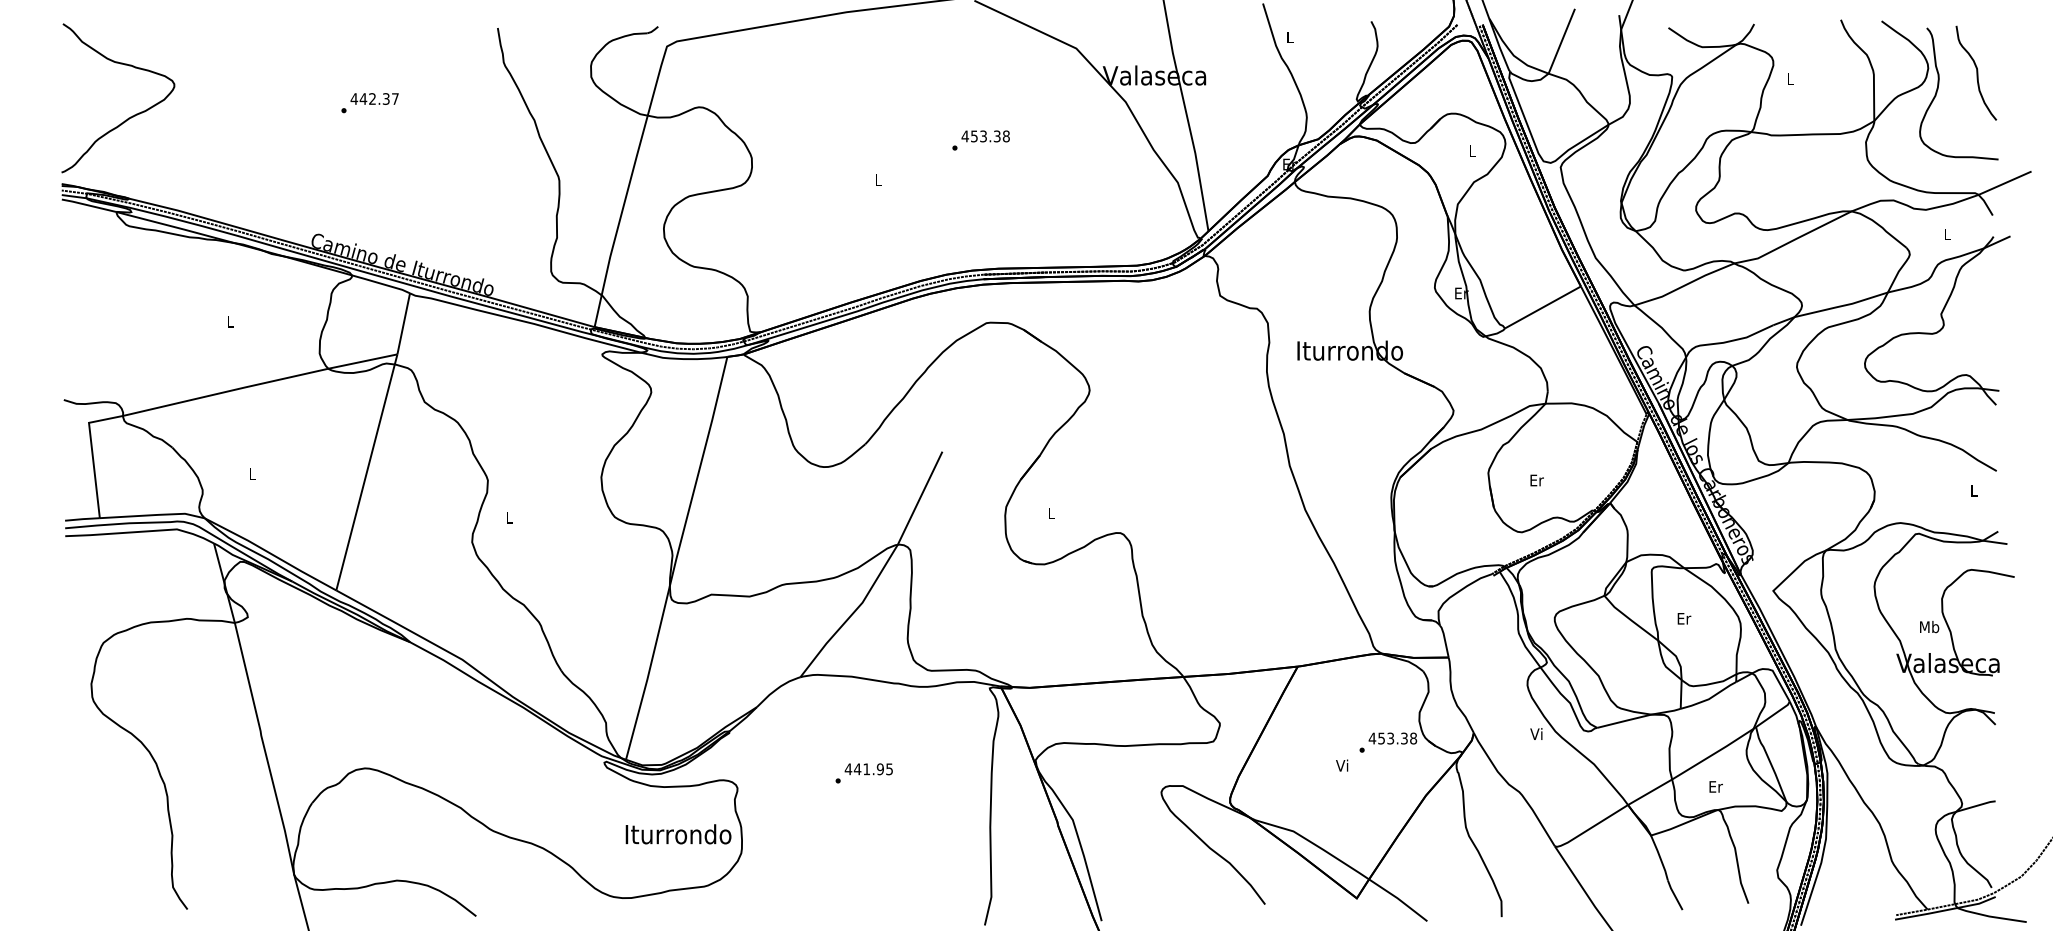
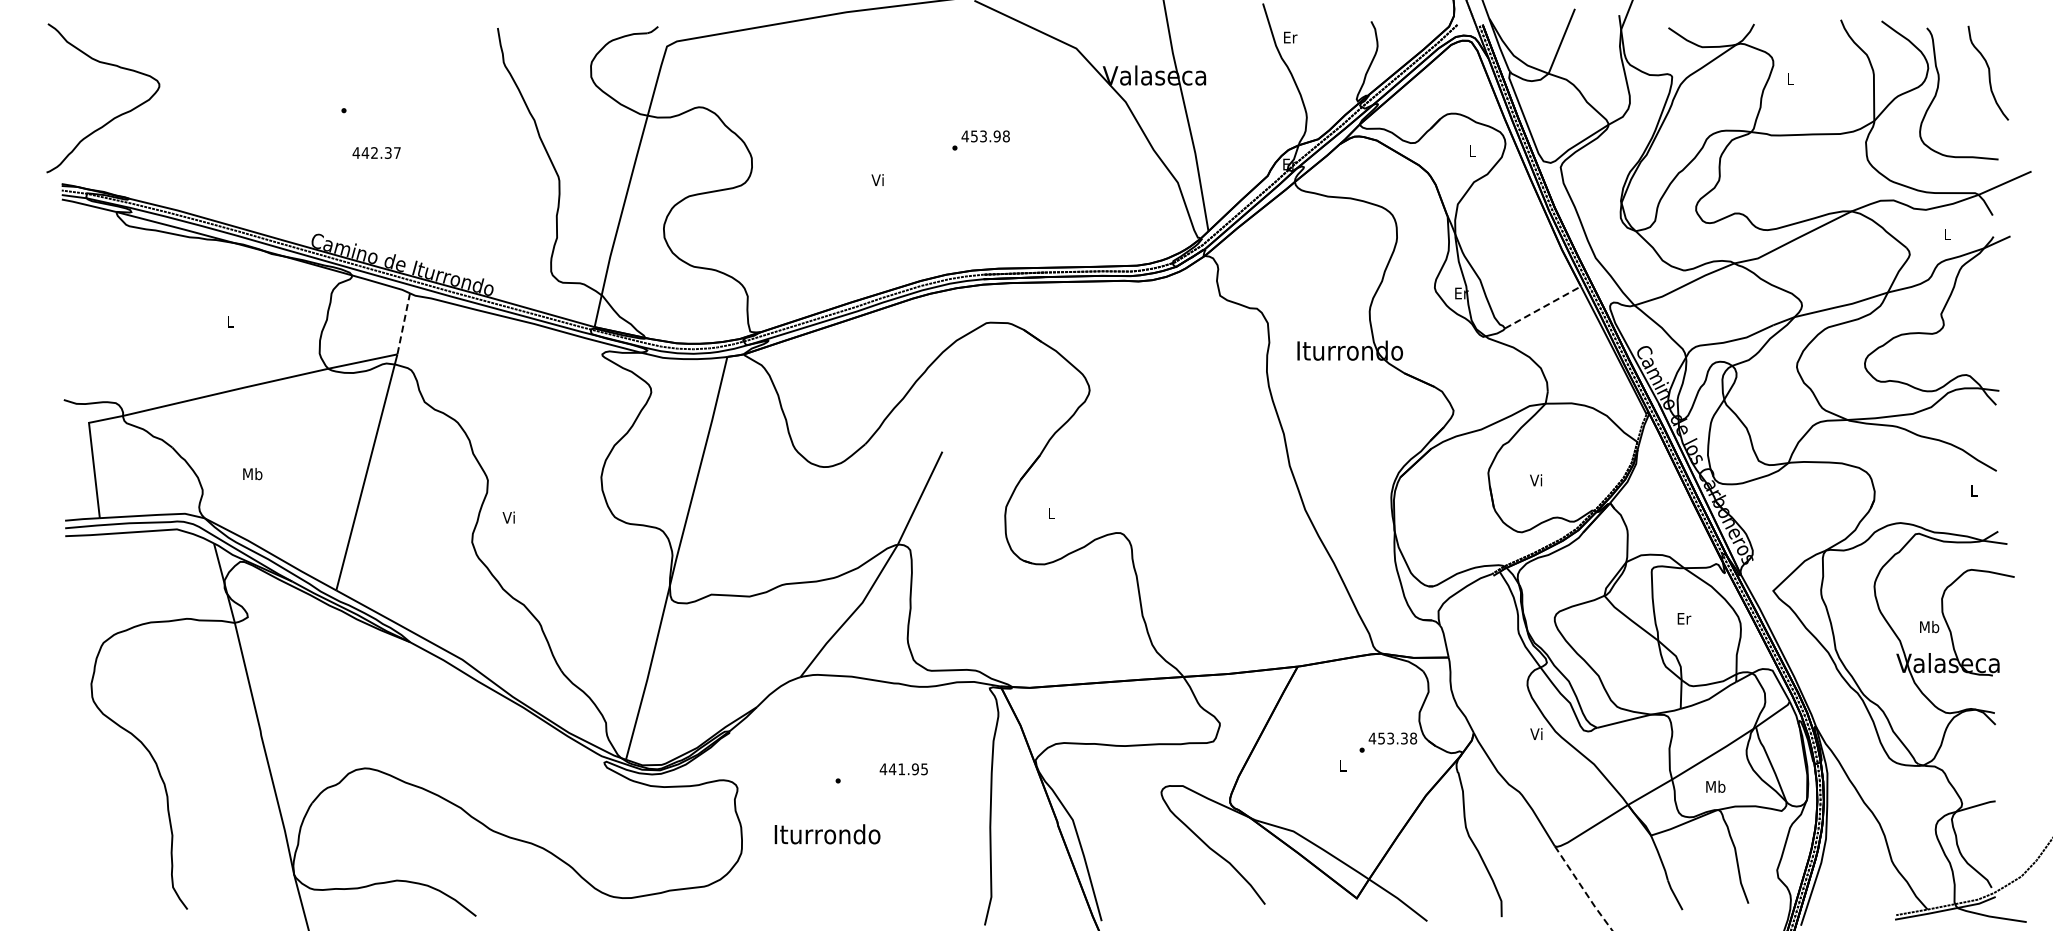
text: L -> Er (1290, 37)
curve position: (1976, 72) -> (1988, 72) (1988, 72)
text position: (374, 98) -> (376, 152) (376, 152)
curve position: (128, 117) -> (113, 117) (113, 117)
text: 453.38 -> 453.98 (996, 136)
text: L -> Vi (877, 179)
line: solid -> dashed (1543, 307)
line: solid -> dashed (403, 324)
text: L -> Mb (252, 474)
text: Er -> Vi (1536, 480)
text: L -> Vi (508, 517)
text: Vi -> L (1342, 765)
text position: (868, 769) -> (903, 769) (903, 769)
text: Er -> Mb (1715, 786)
text position: (678, 834) -> (827, 834) (827, 834)
line: solid -> dashed (1583, 889)
